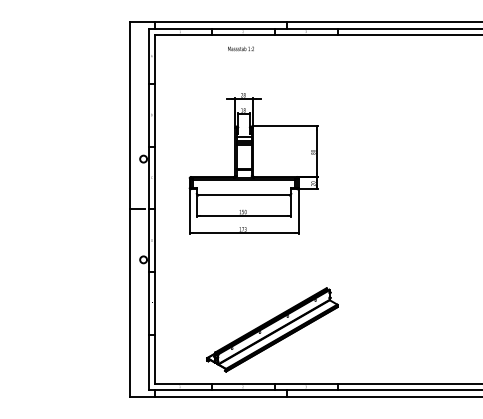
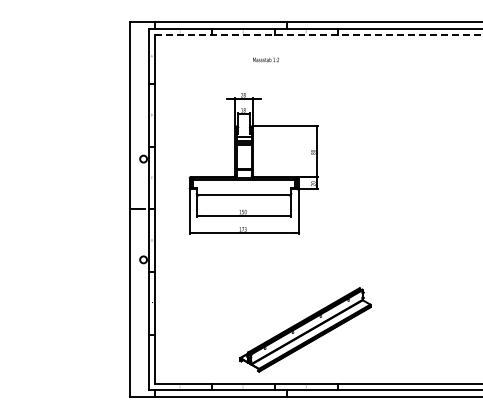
line: solid -> dashed (318, 35)
text position: (240, 48) -> (265, 59) (265, 59)
part position: (272, 329) -> (305, 329) (305, 329)
